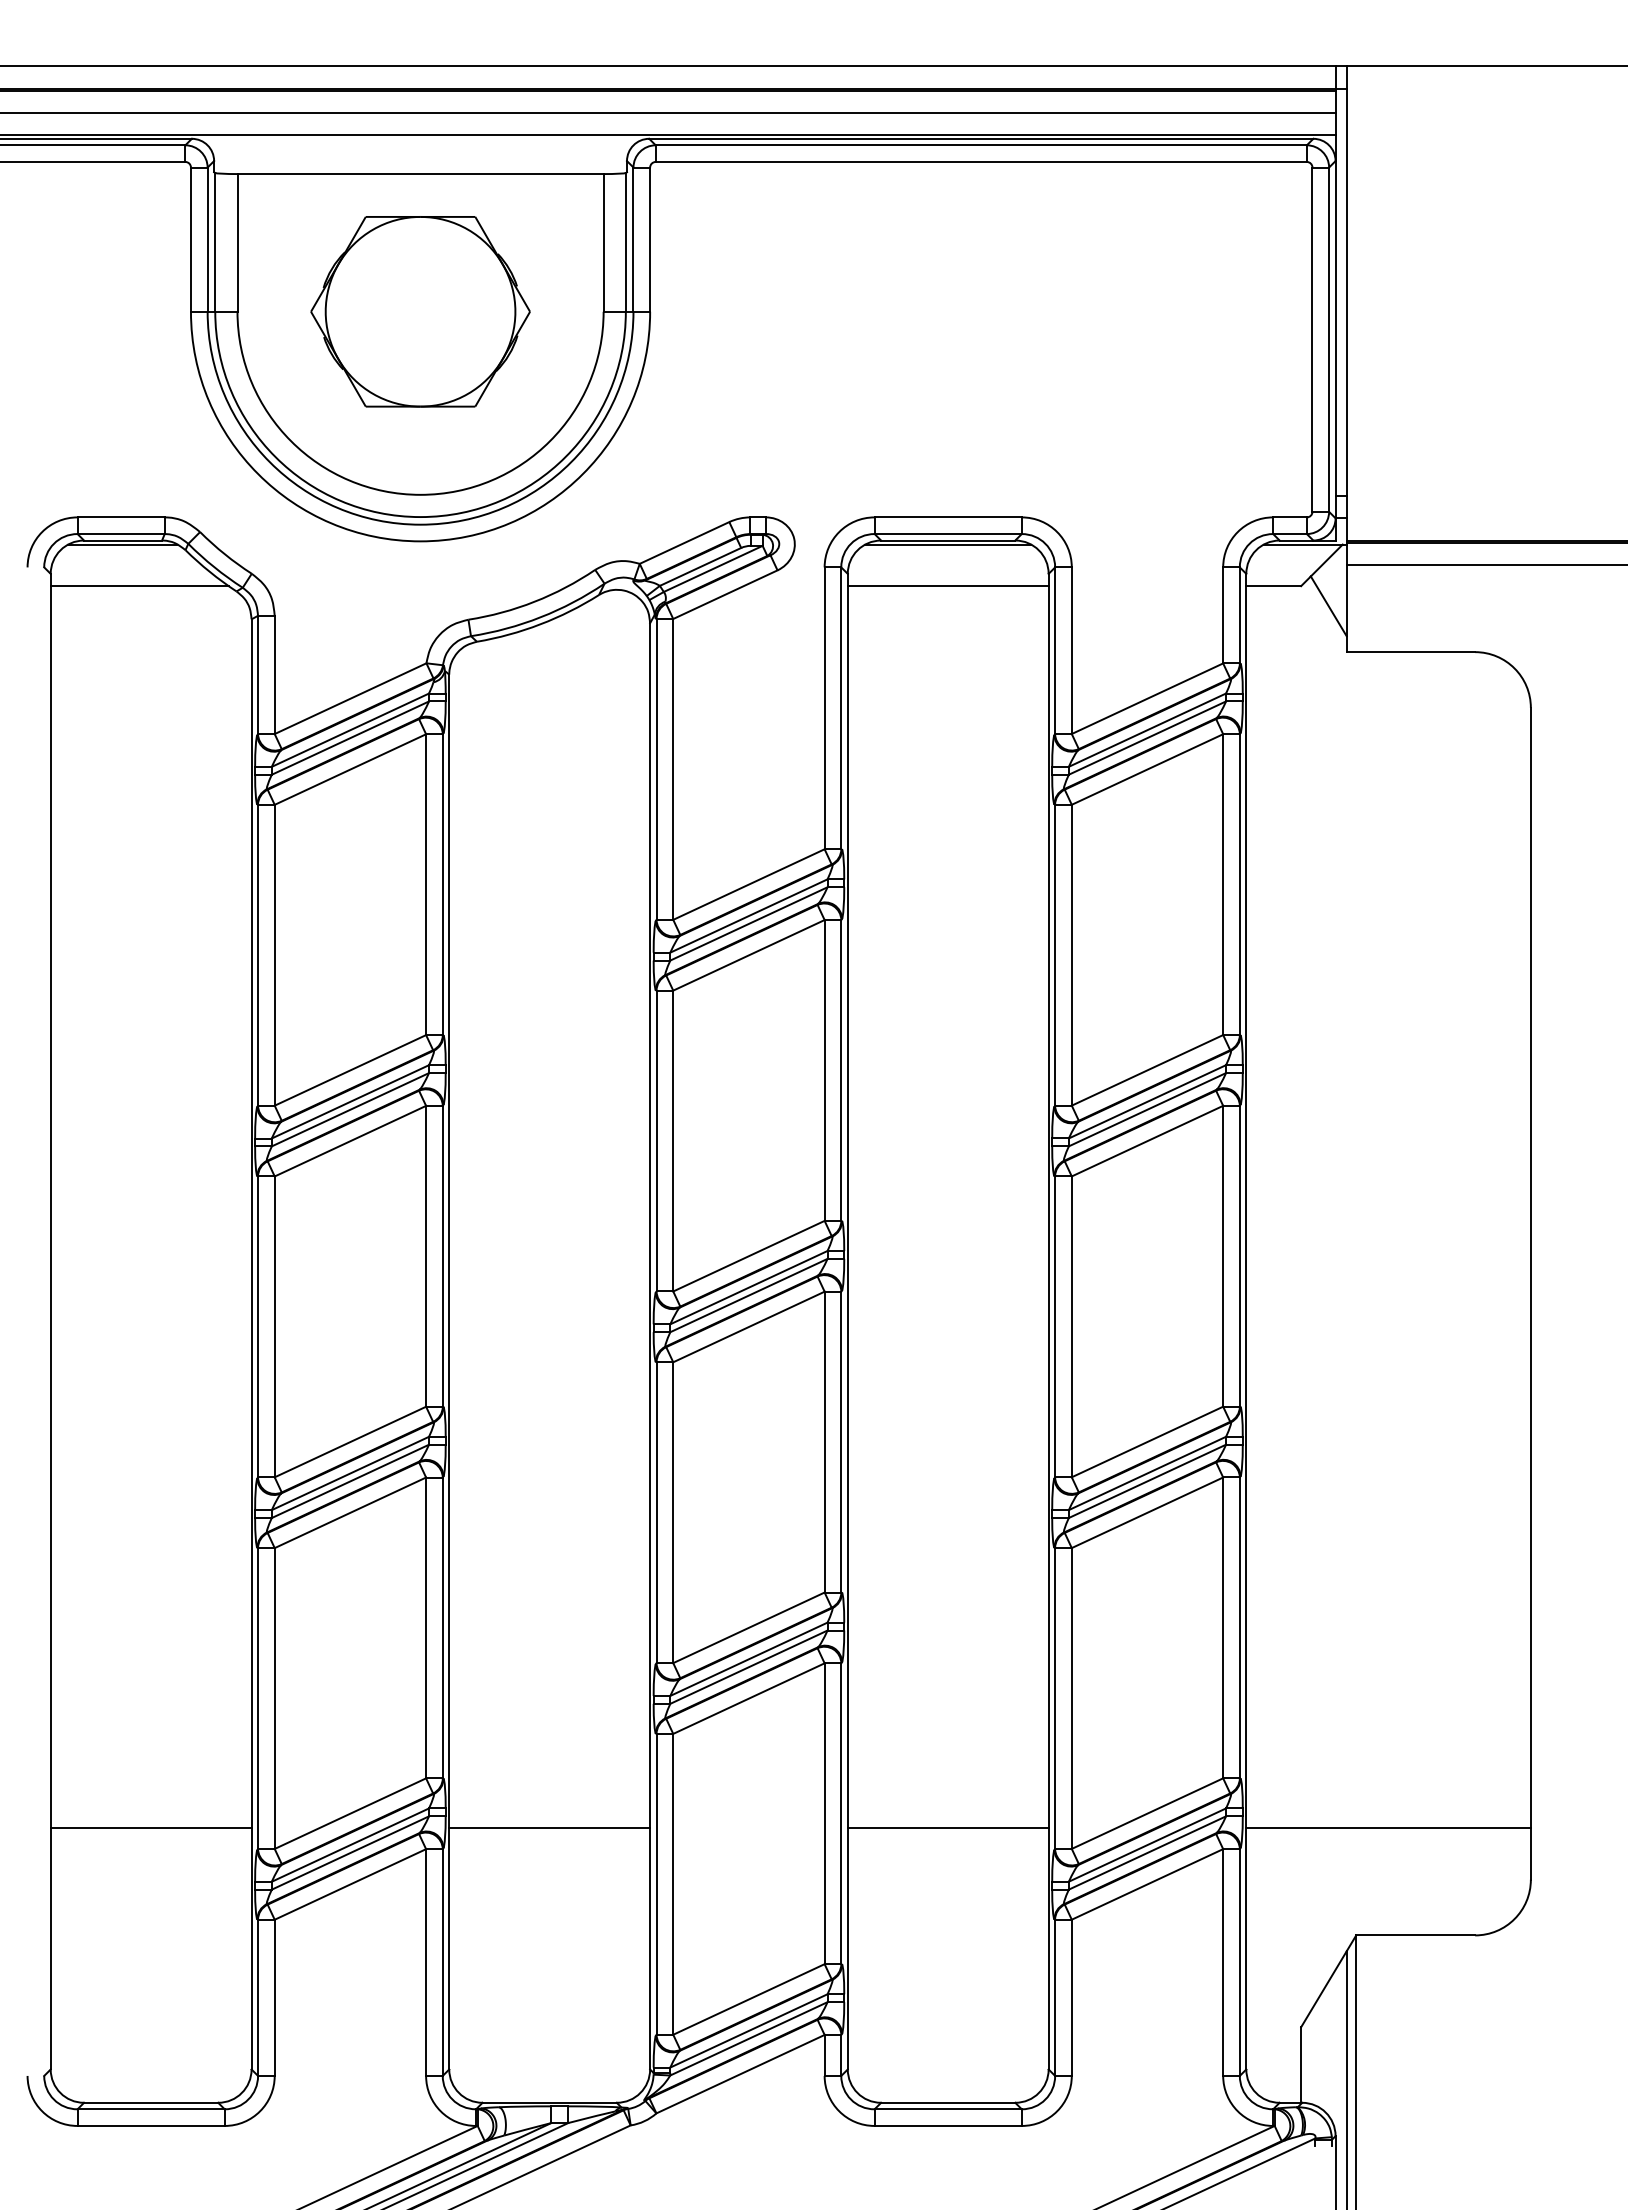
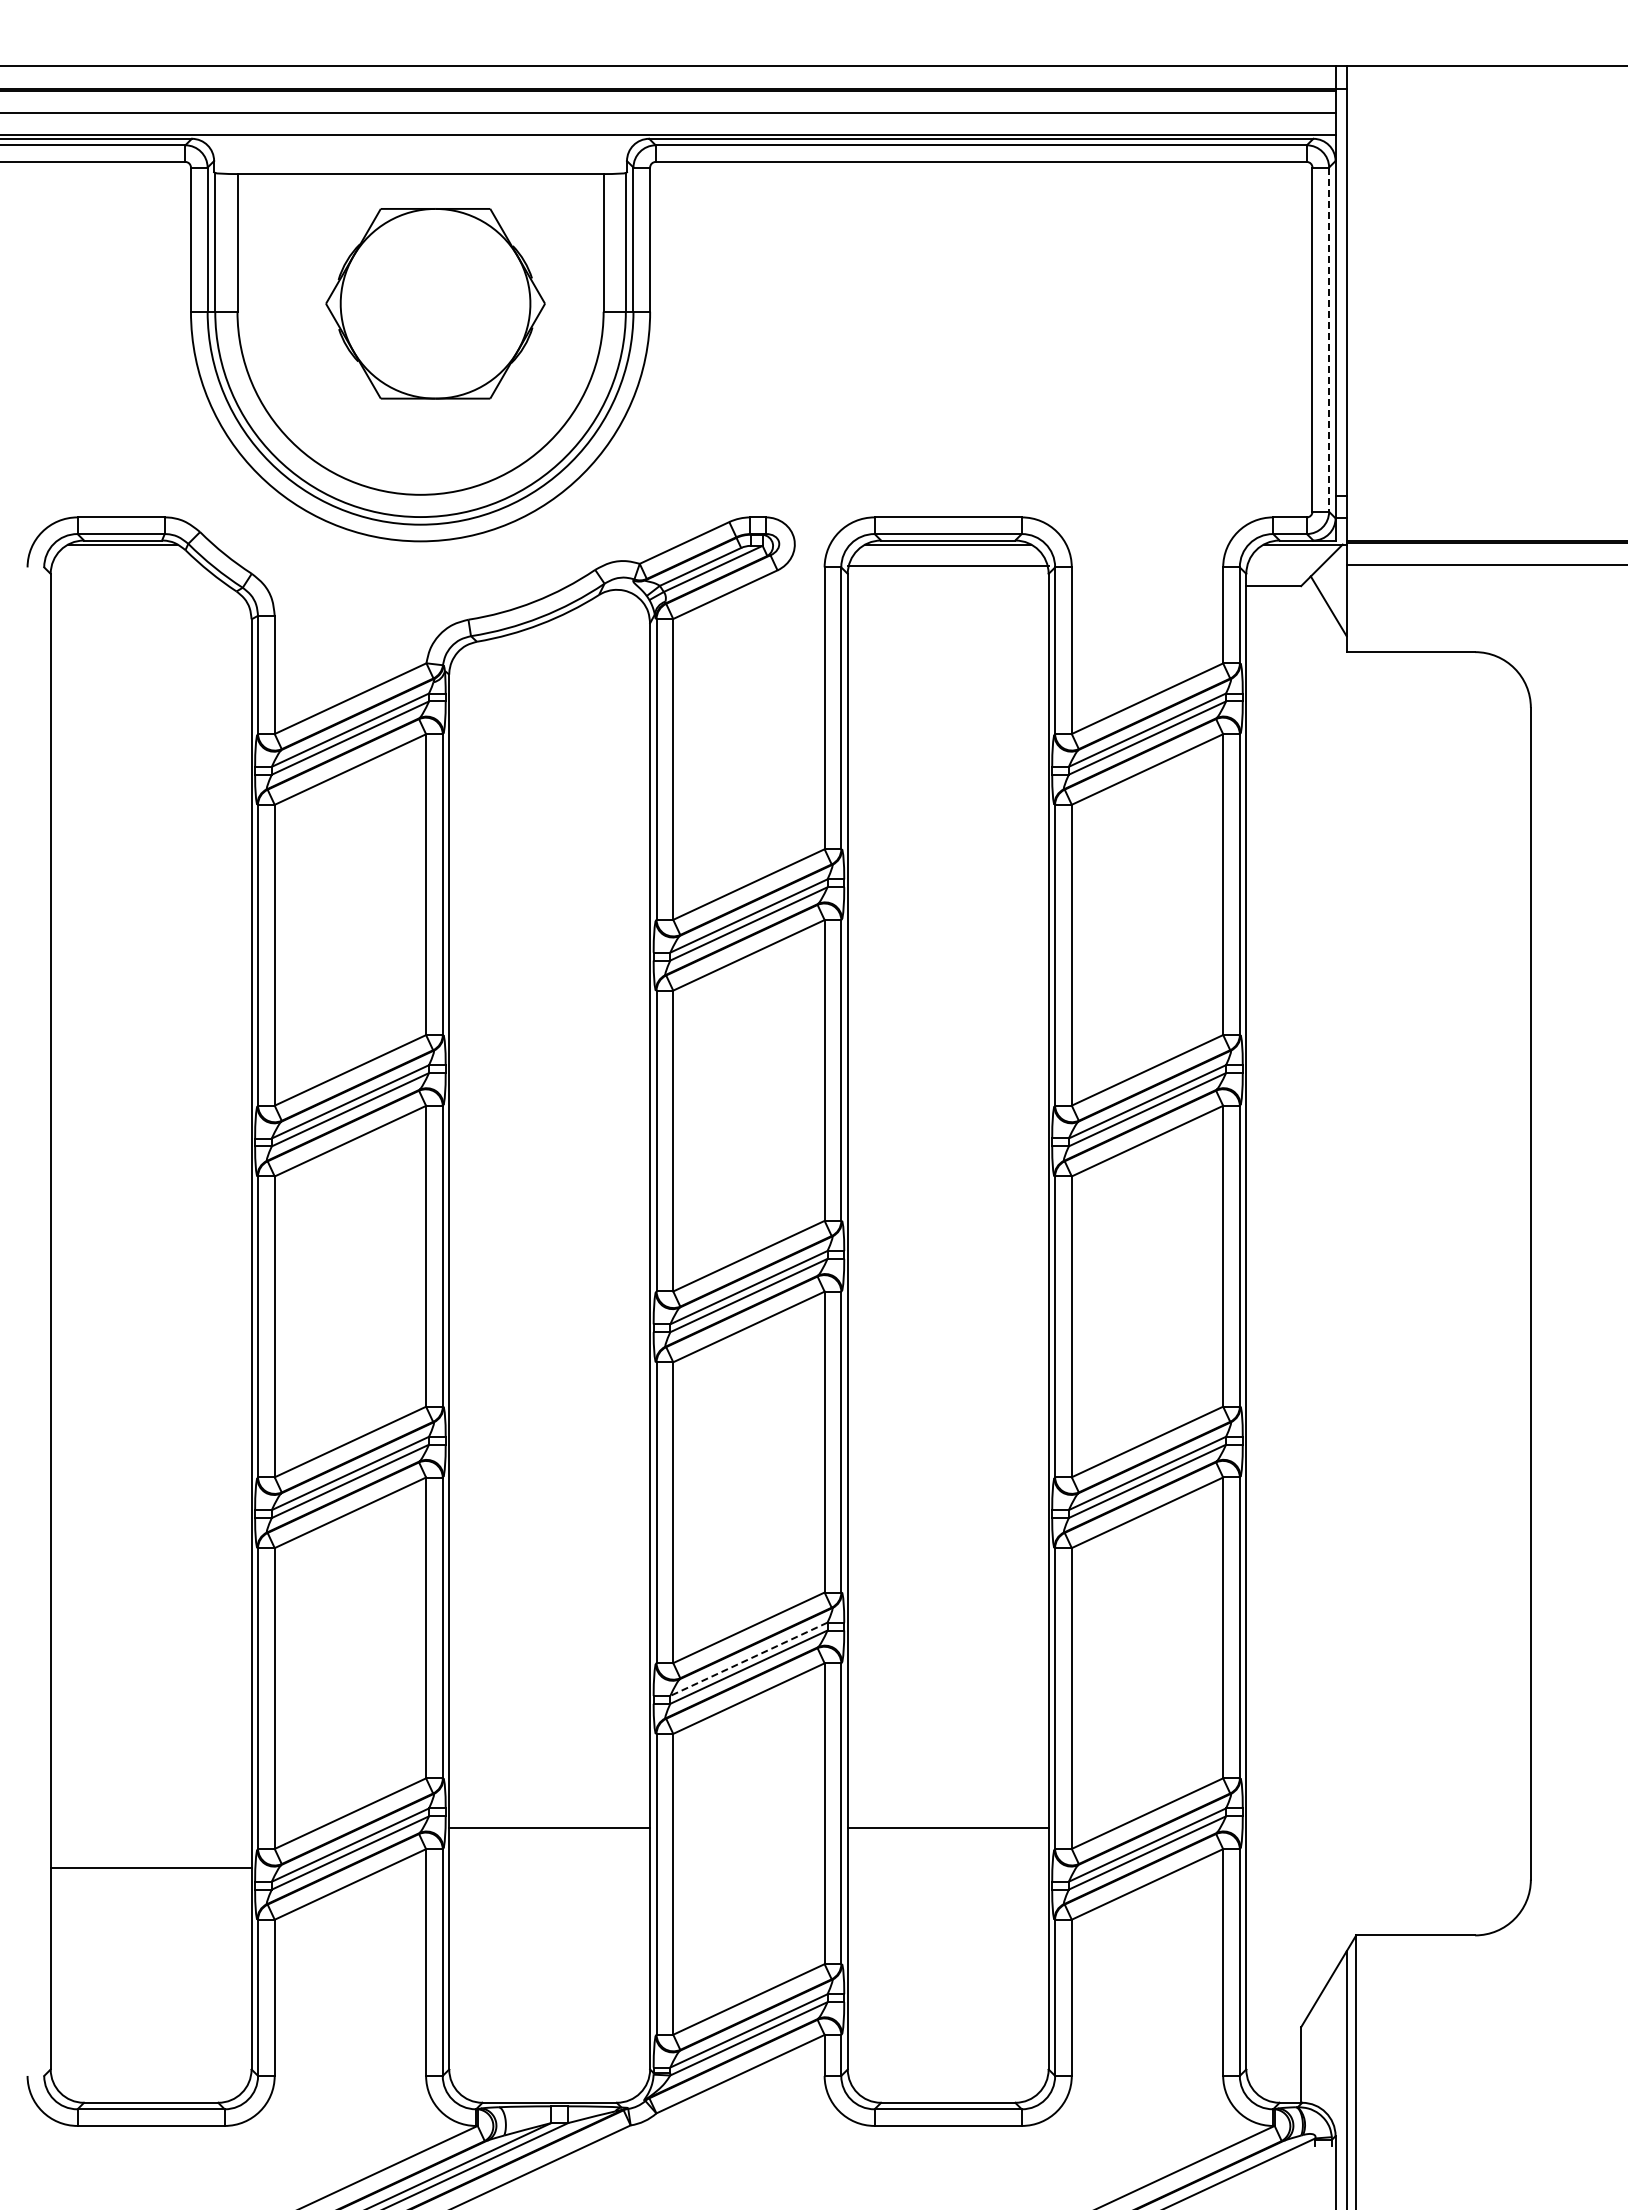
part position: (420, 311) -> (435, 303) (435, 303)
line: solid -> dashed (1329, 340)
line: present -> none (139, 586)
line position: (947, 586) -> (947, 566) (947, 566)
line: solid -> dashed (748, 1659)
line position: (150, 1828) -> (150, 1868) (150, 1868)
line: present -> none (1388, 1828)
